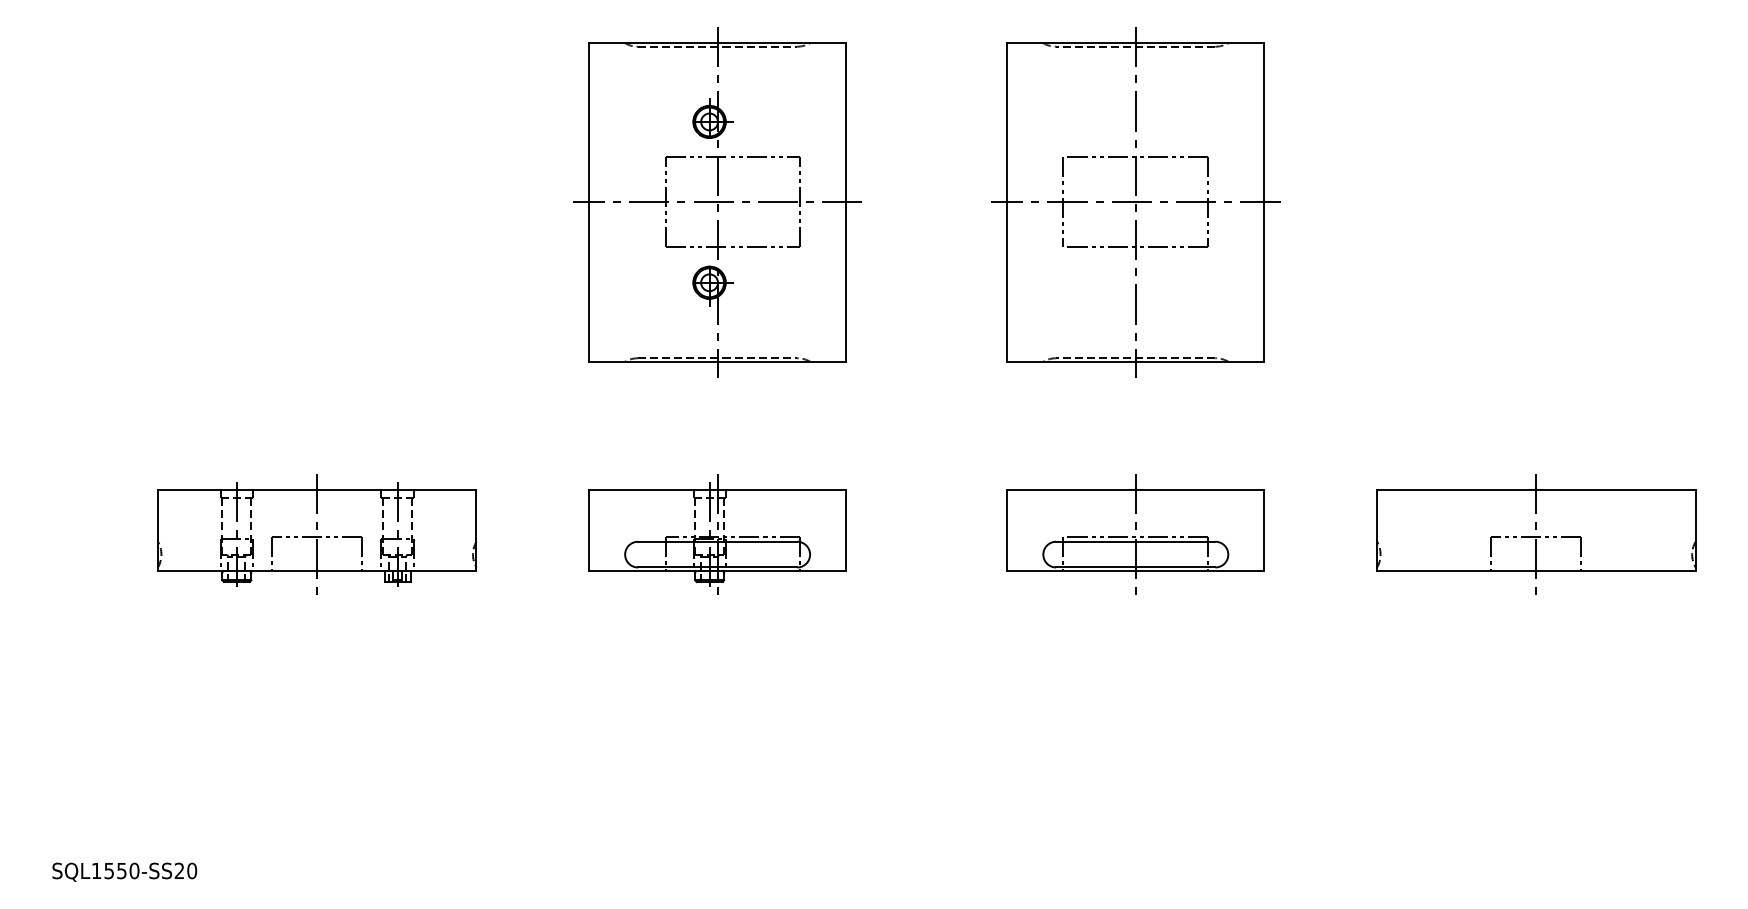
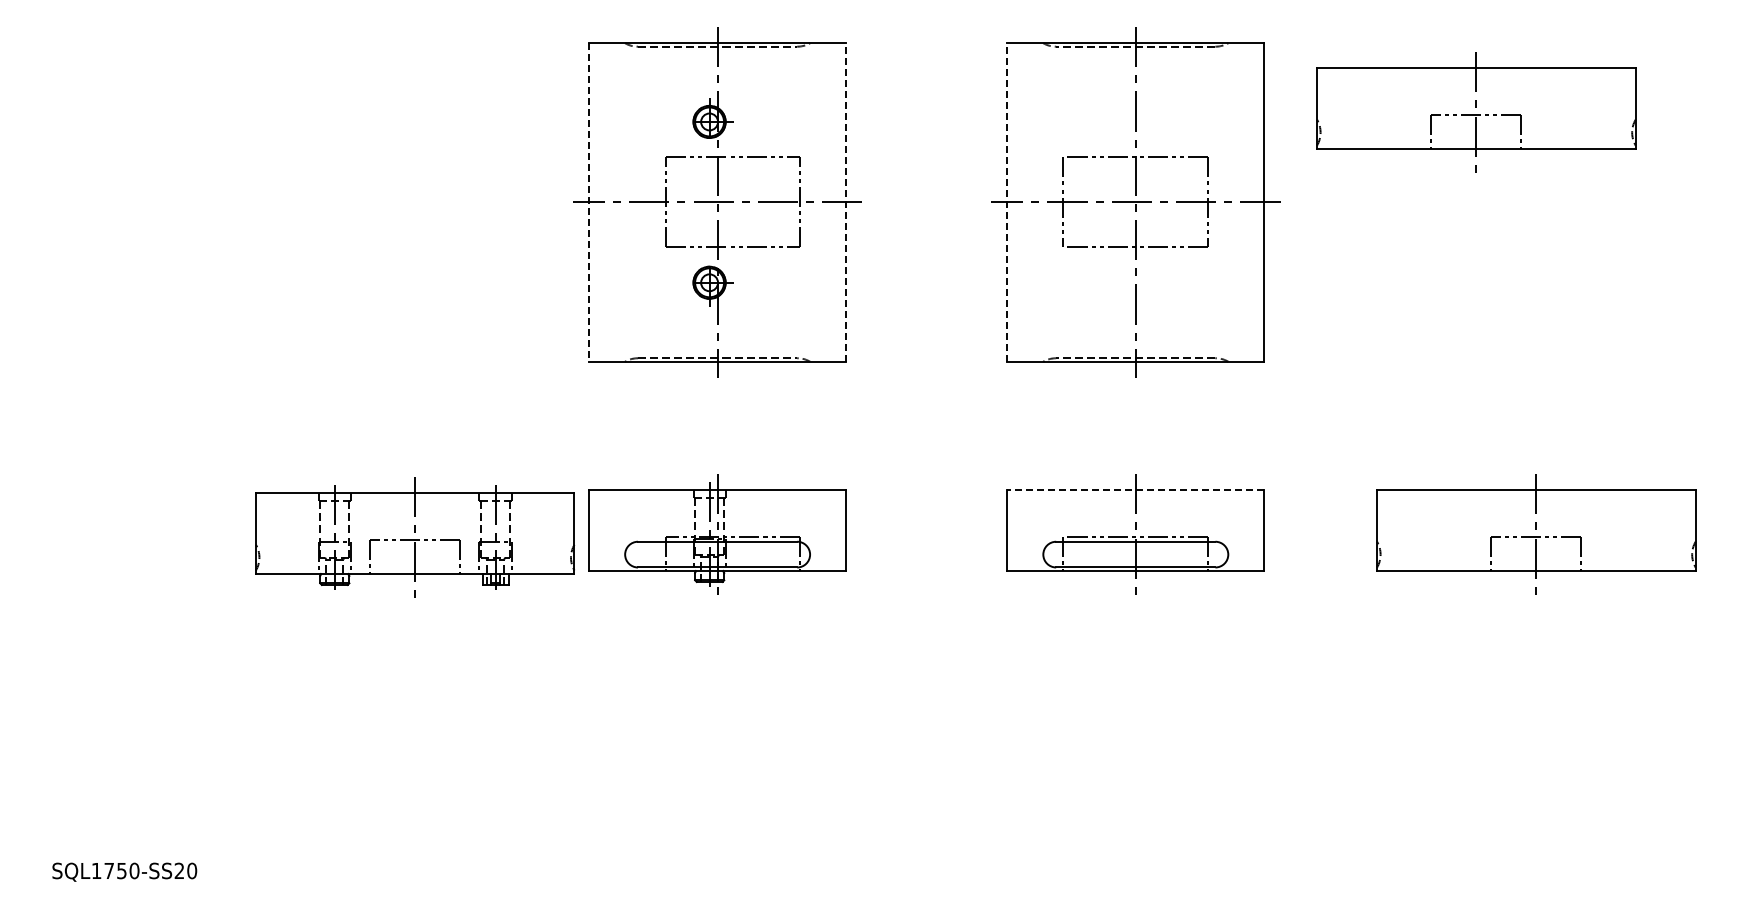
part: none -> present (1476, 112)
line: solid -> dashed (846, 201)
line: solid -> dashed (1007, 201)
line: solid -> dashed (588, 202)
line: solid -> dashed (1135, 490)
part position: (317, 534) -> (415, 537) (415, 537)
text: SQL1550-SS20 -> SQL1750-SS20 (108, 871)
